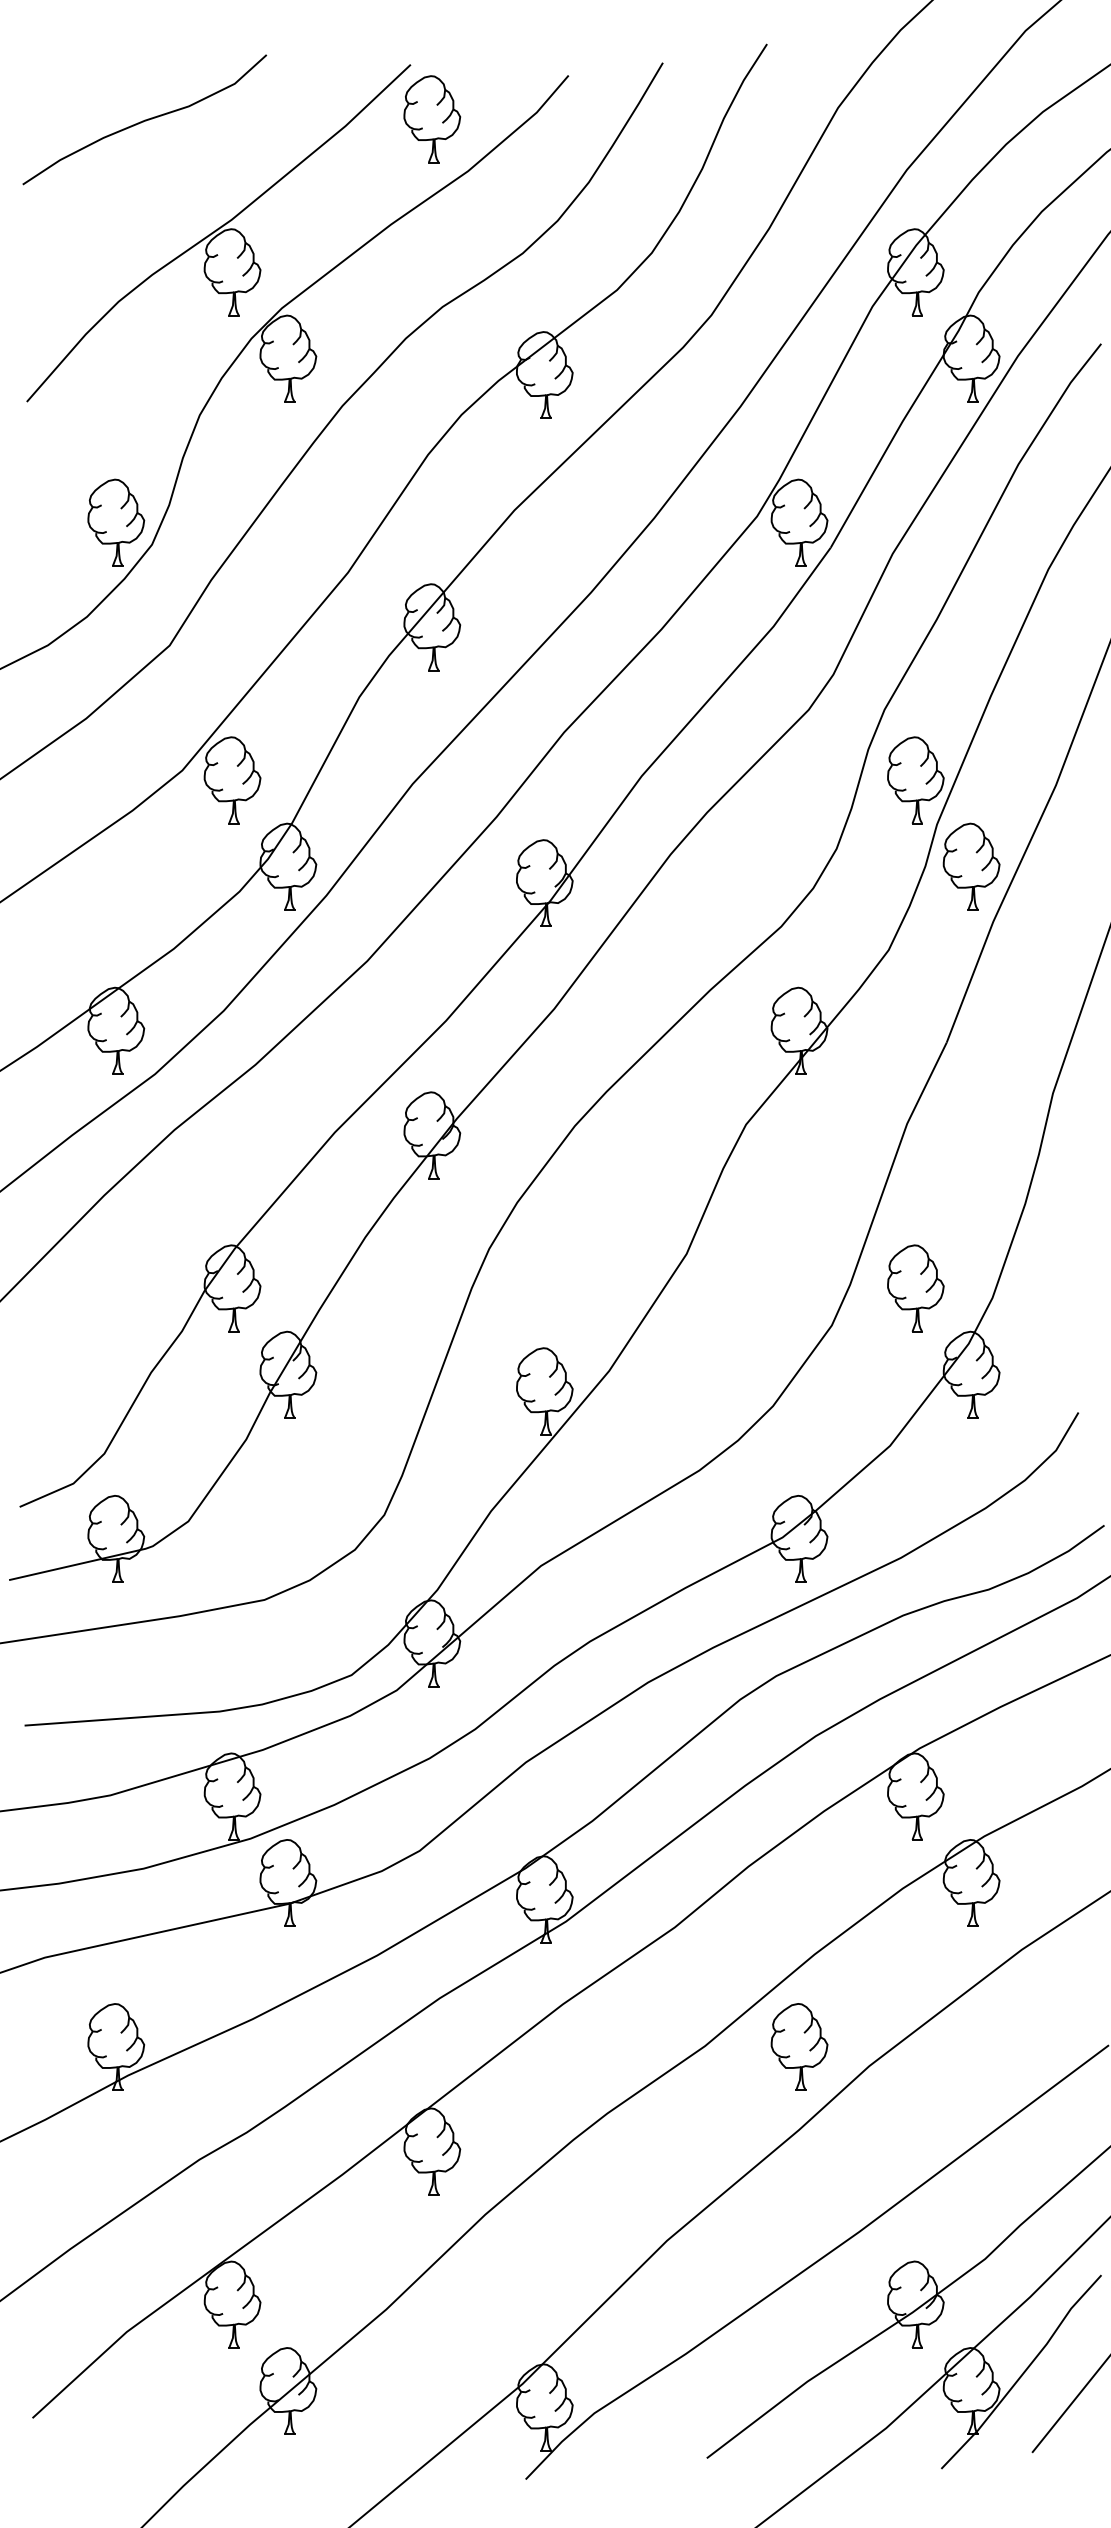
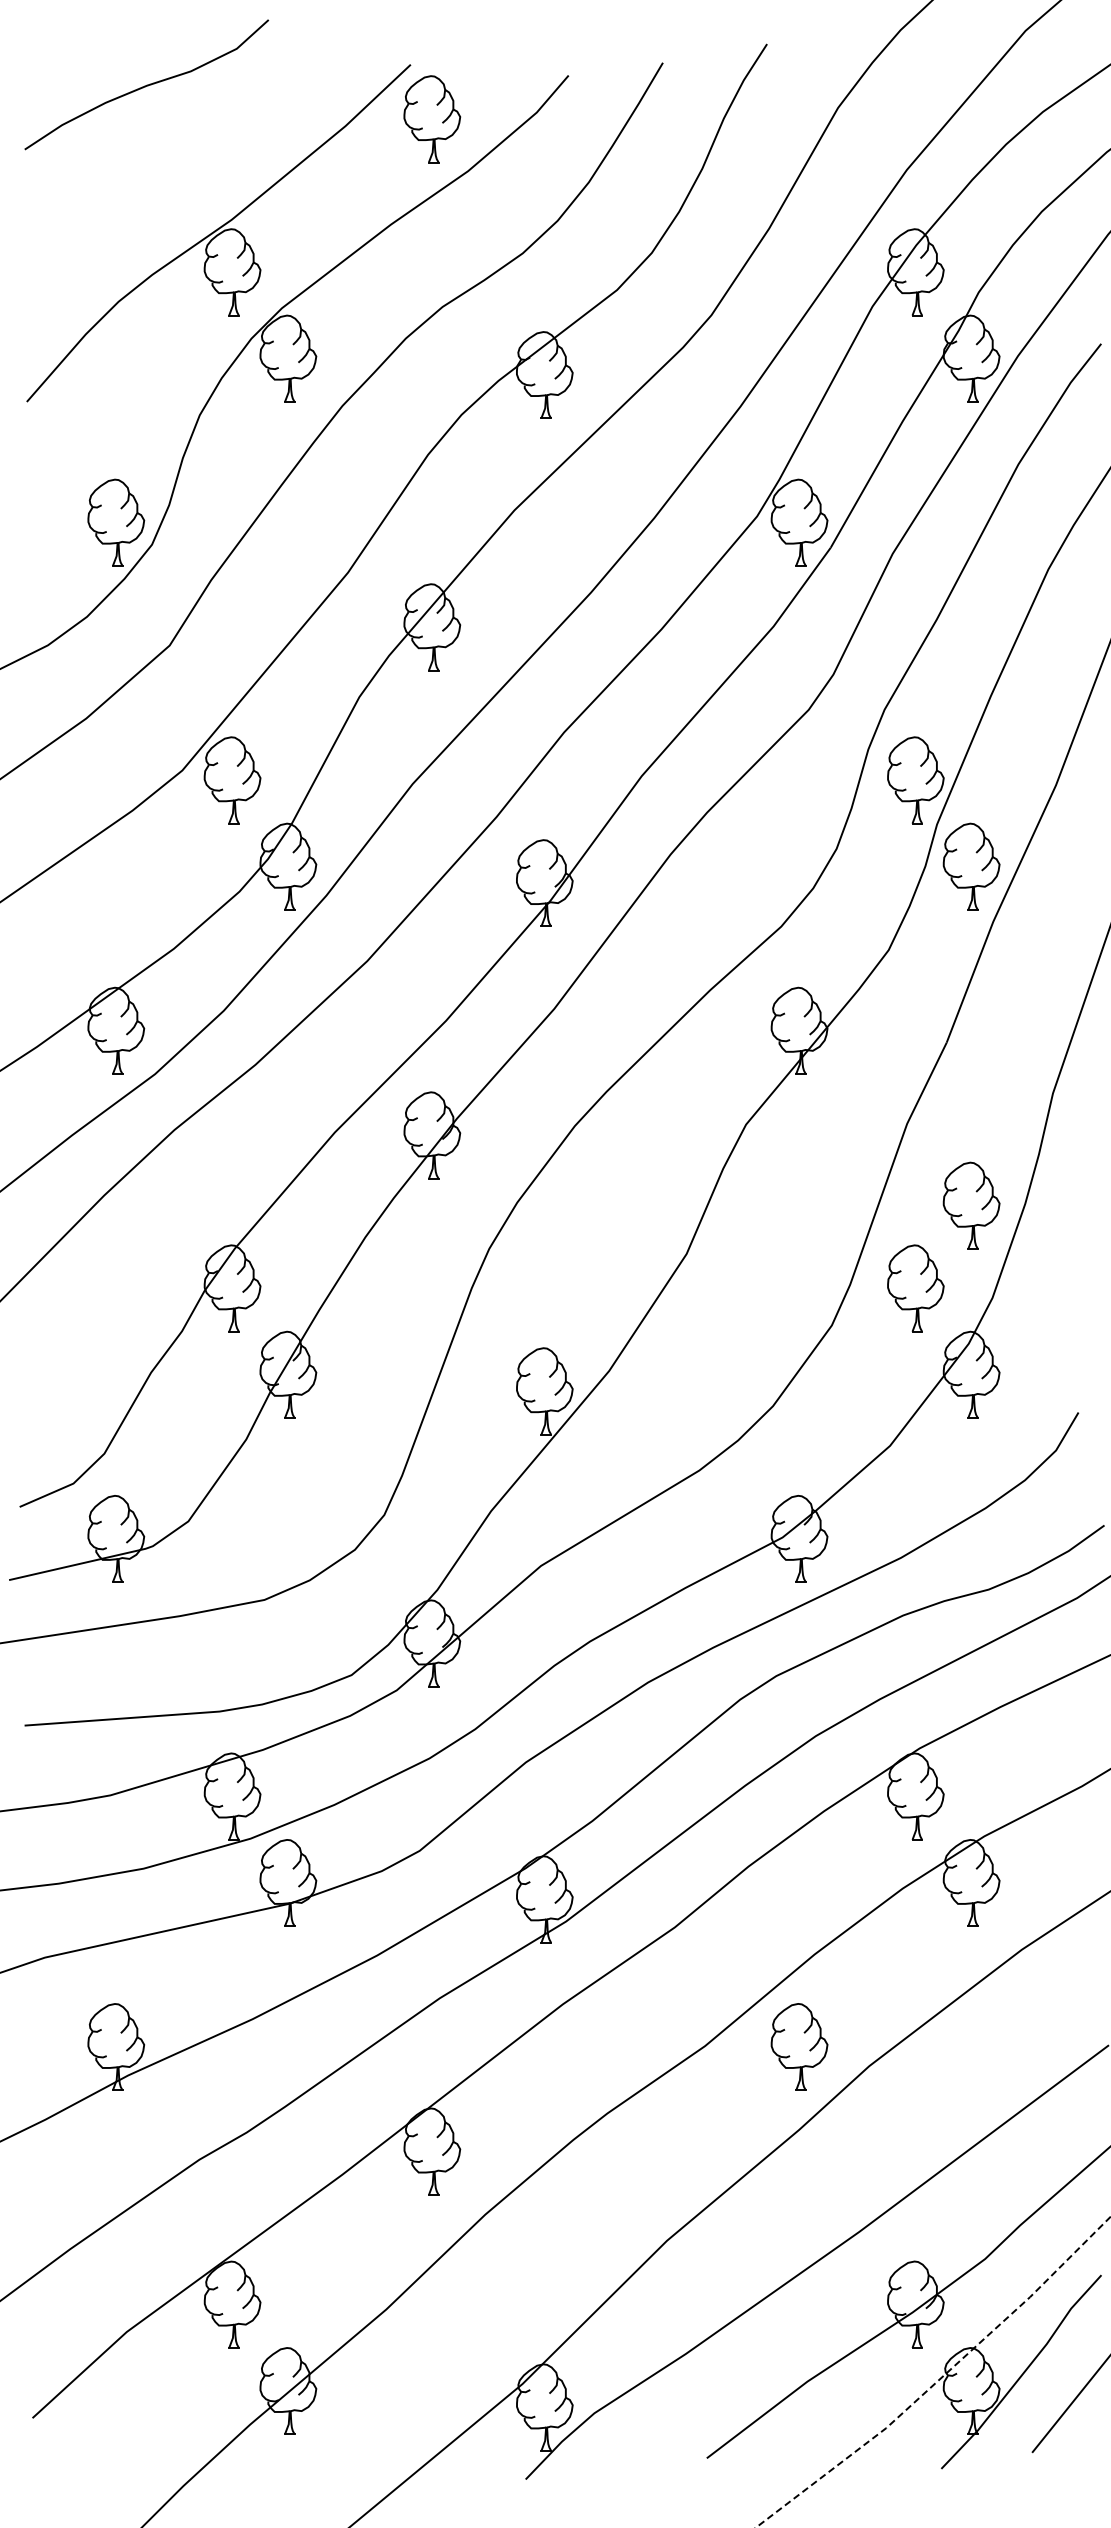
curve position: (145, 119) -> (147, 84) (147, 84)
part: none -> present (971, 1205)
line: solid -> dashed (940, 2379)
